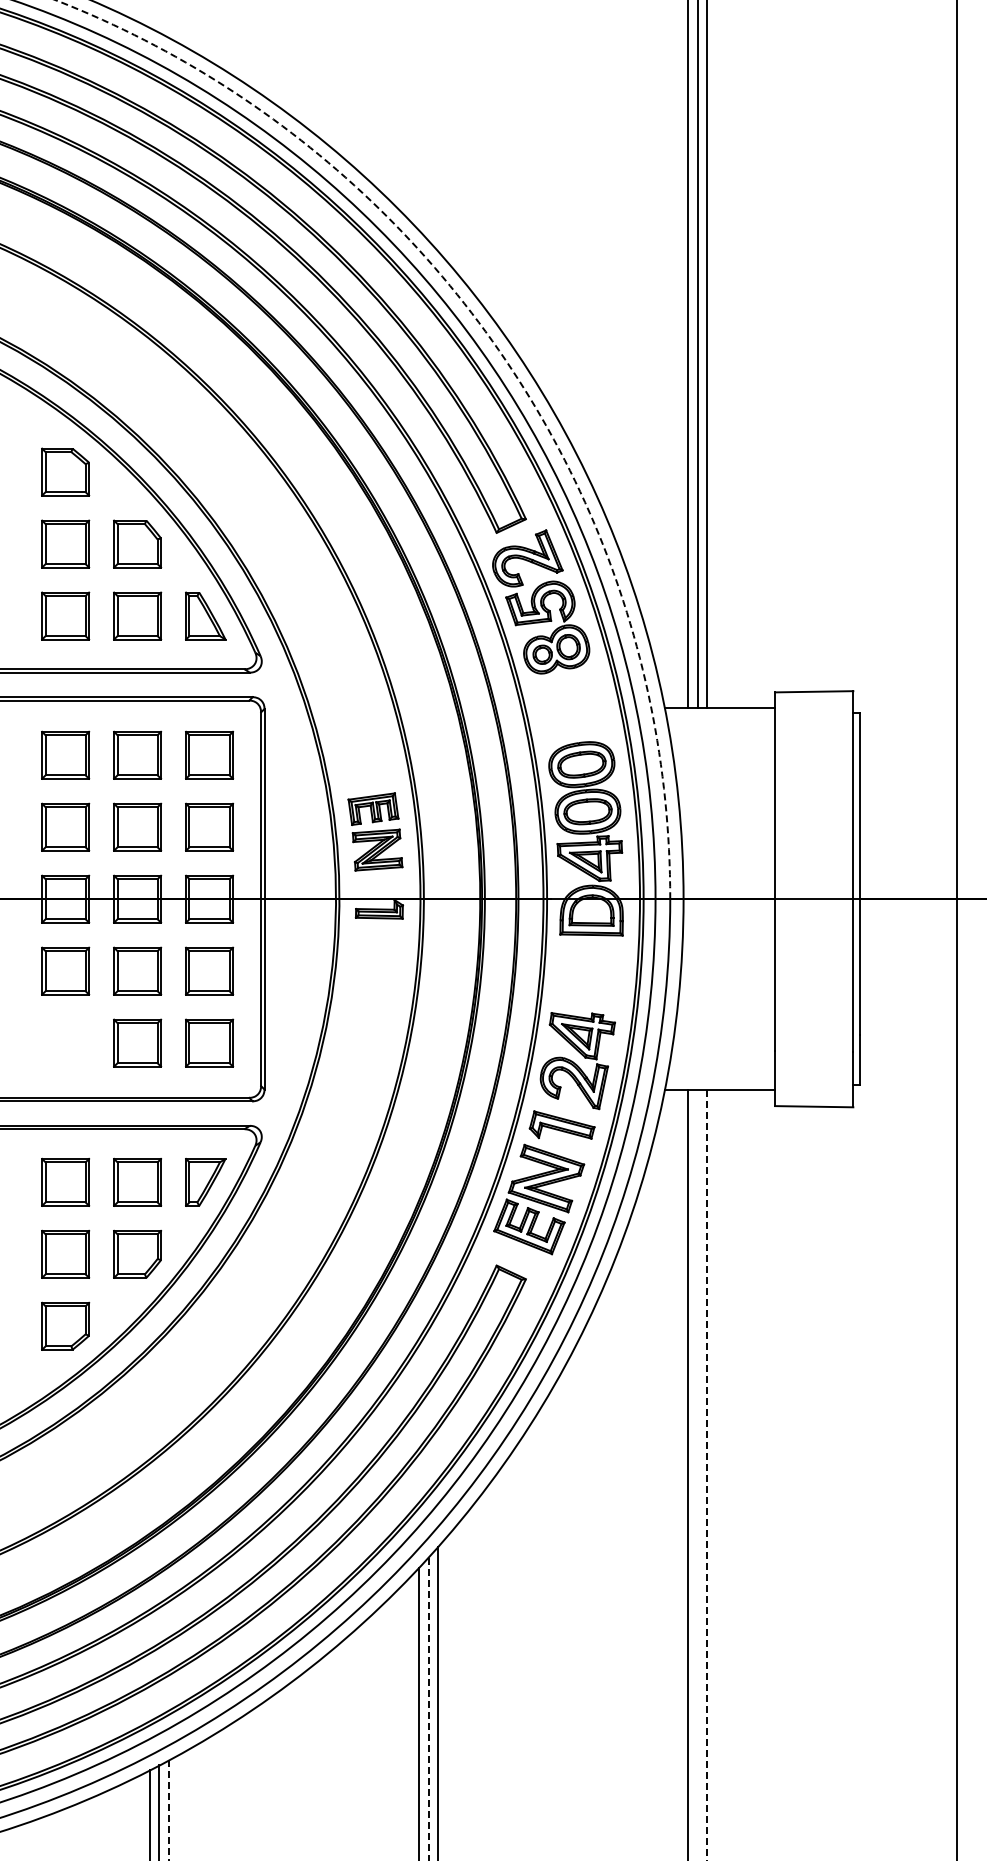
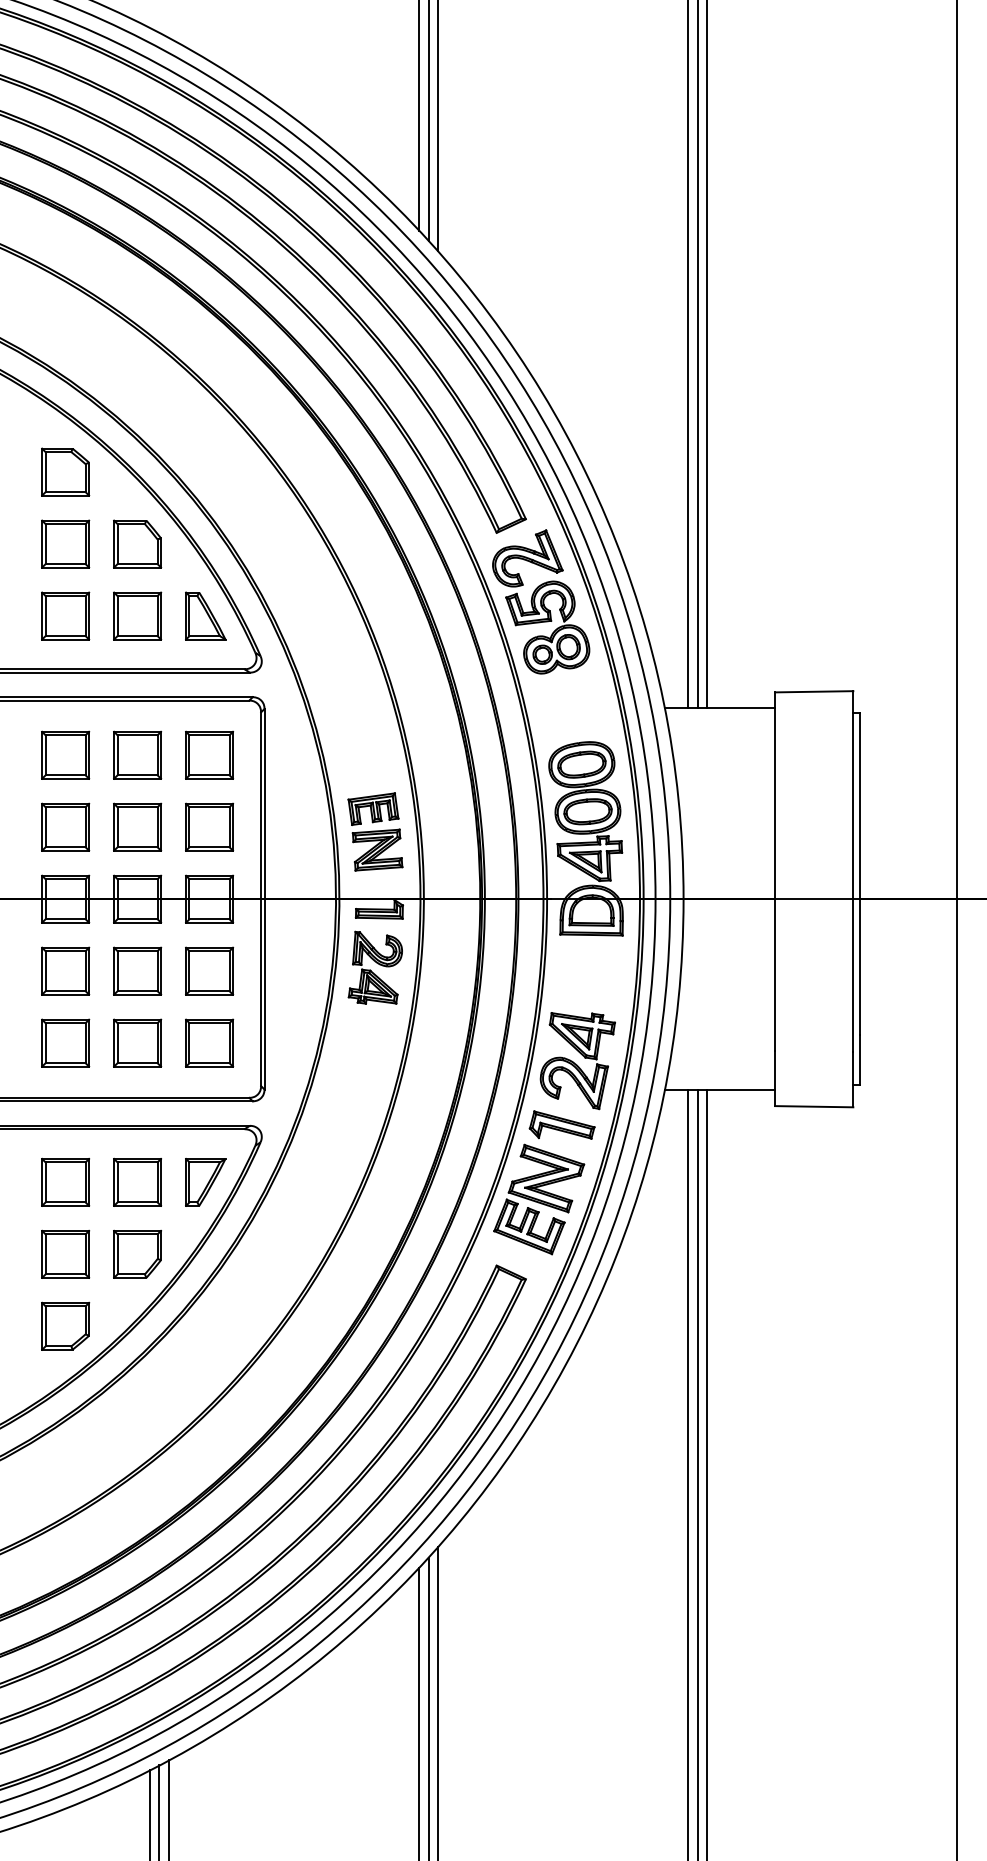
line: none -> present (419, 116)
line: none -> present (428, 121)
line: none -> present (437, 126)
arc: dashed -> solid (499, 351)
part: none -> present (374, 967)
part: none -> present (65, 1042)
line: none -> present (697, 1473)
line: dashed -> solid (707, 1475)
line: dashed -> solid (428, 1709)
line: dashed -> solid (168, 1810)
